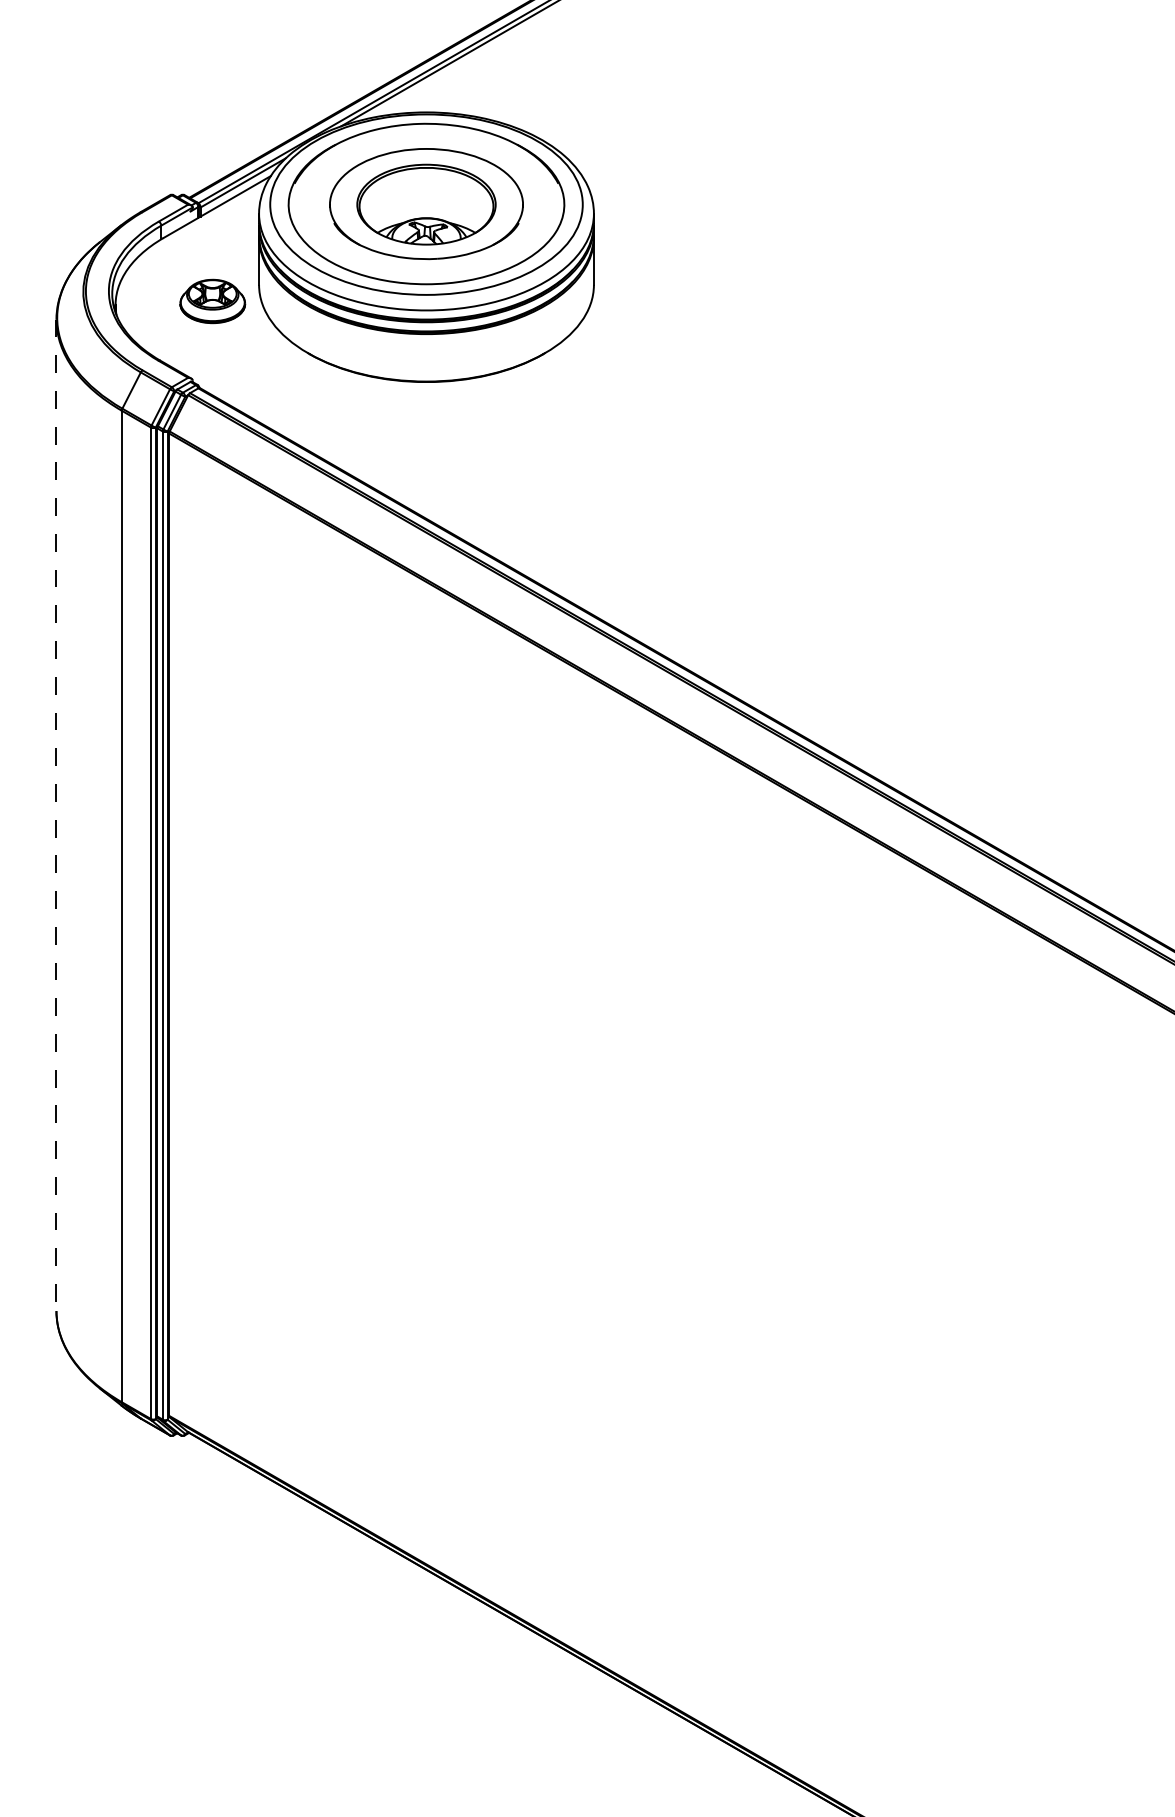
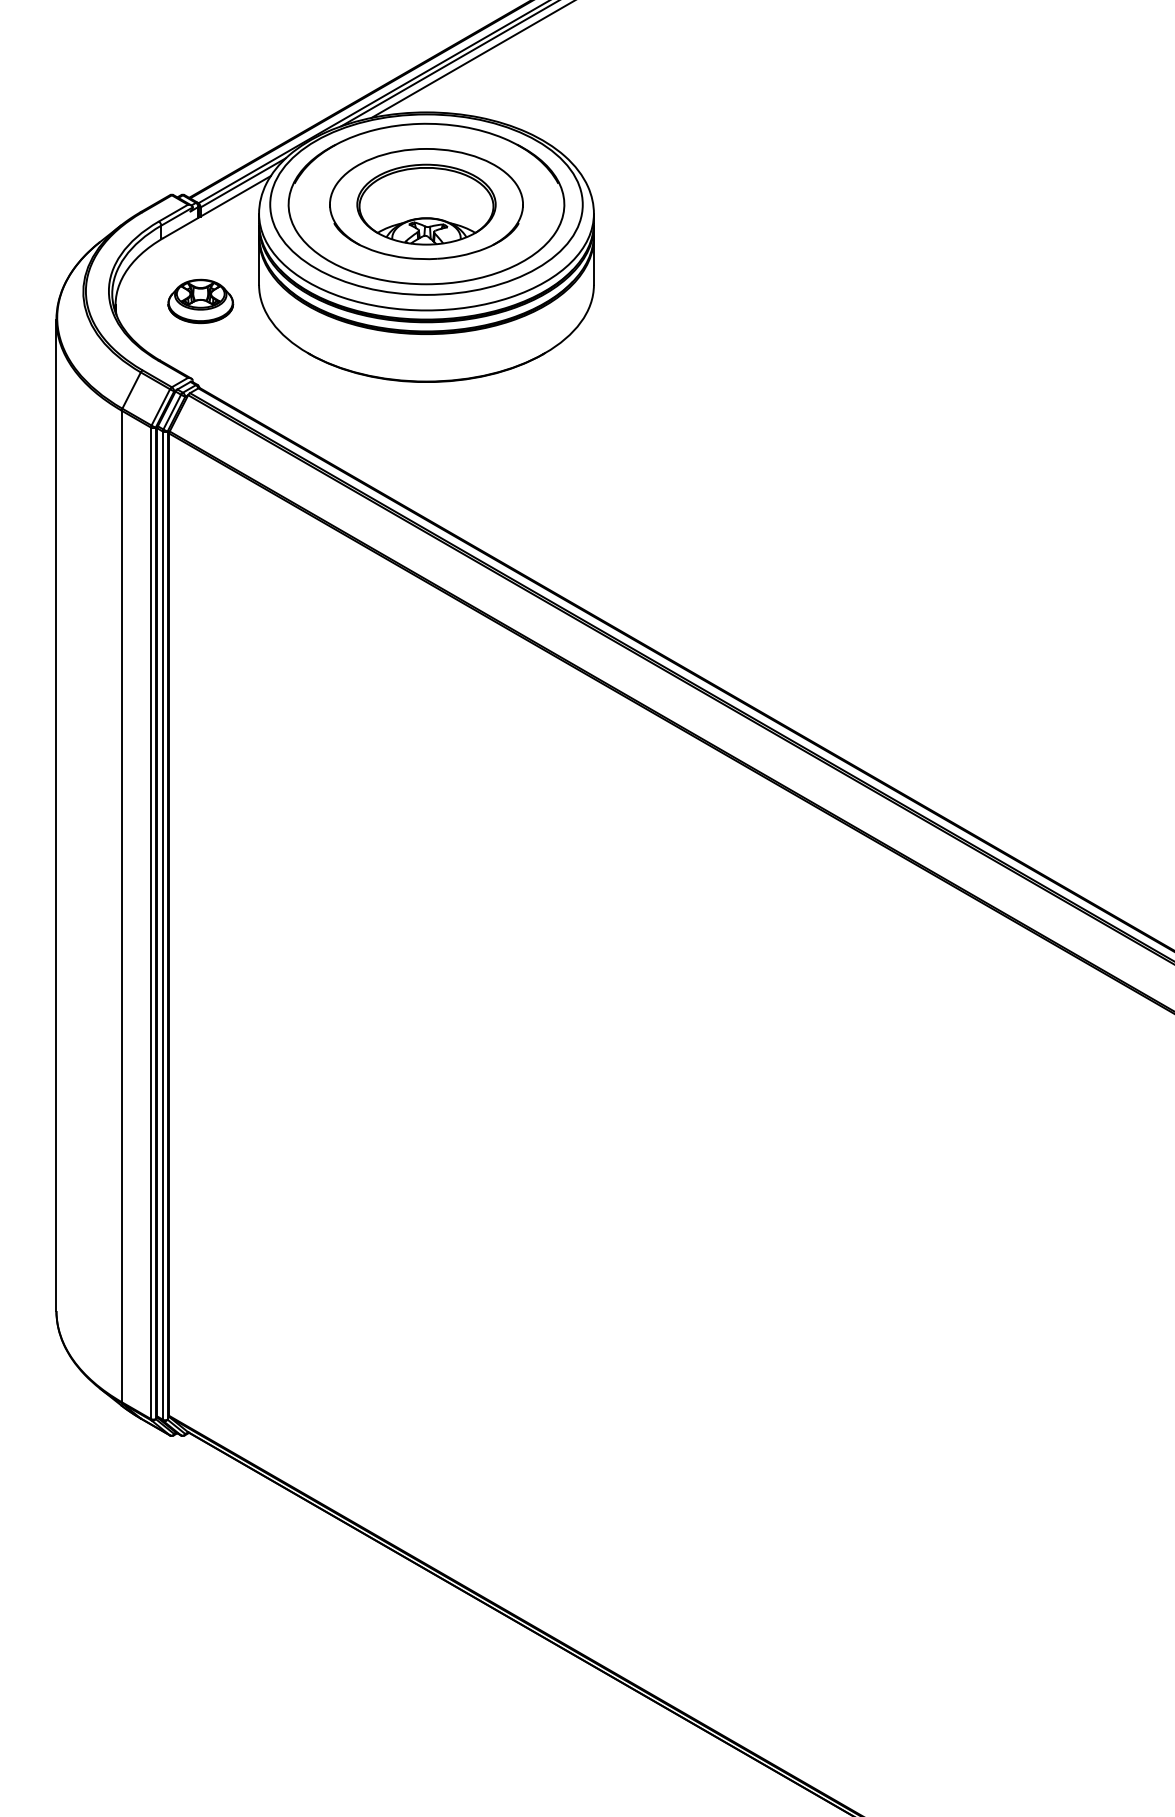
line: none -> present (471, 59)
part position: (212, 301) -> (200, 301) (200, 301)
line: dashed -> solid (56, 815)
